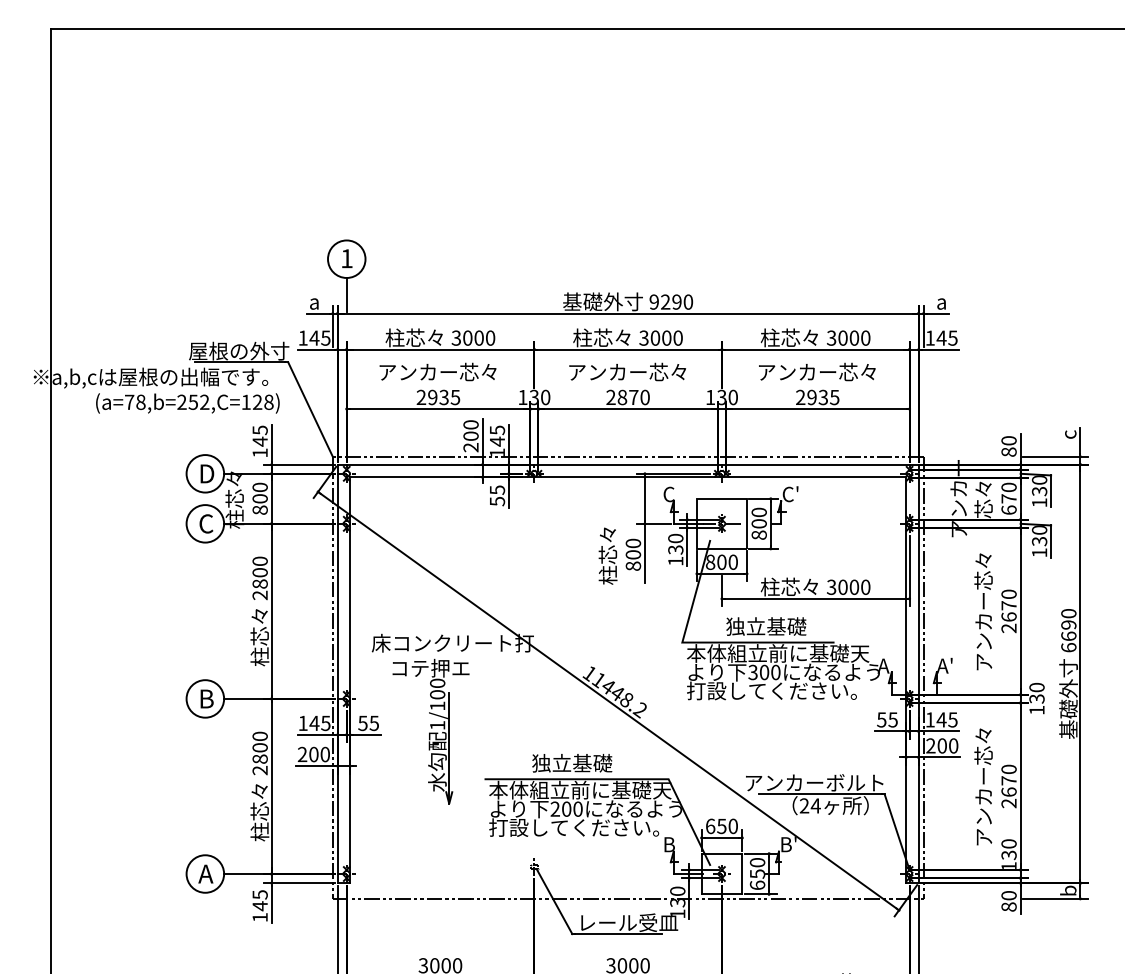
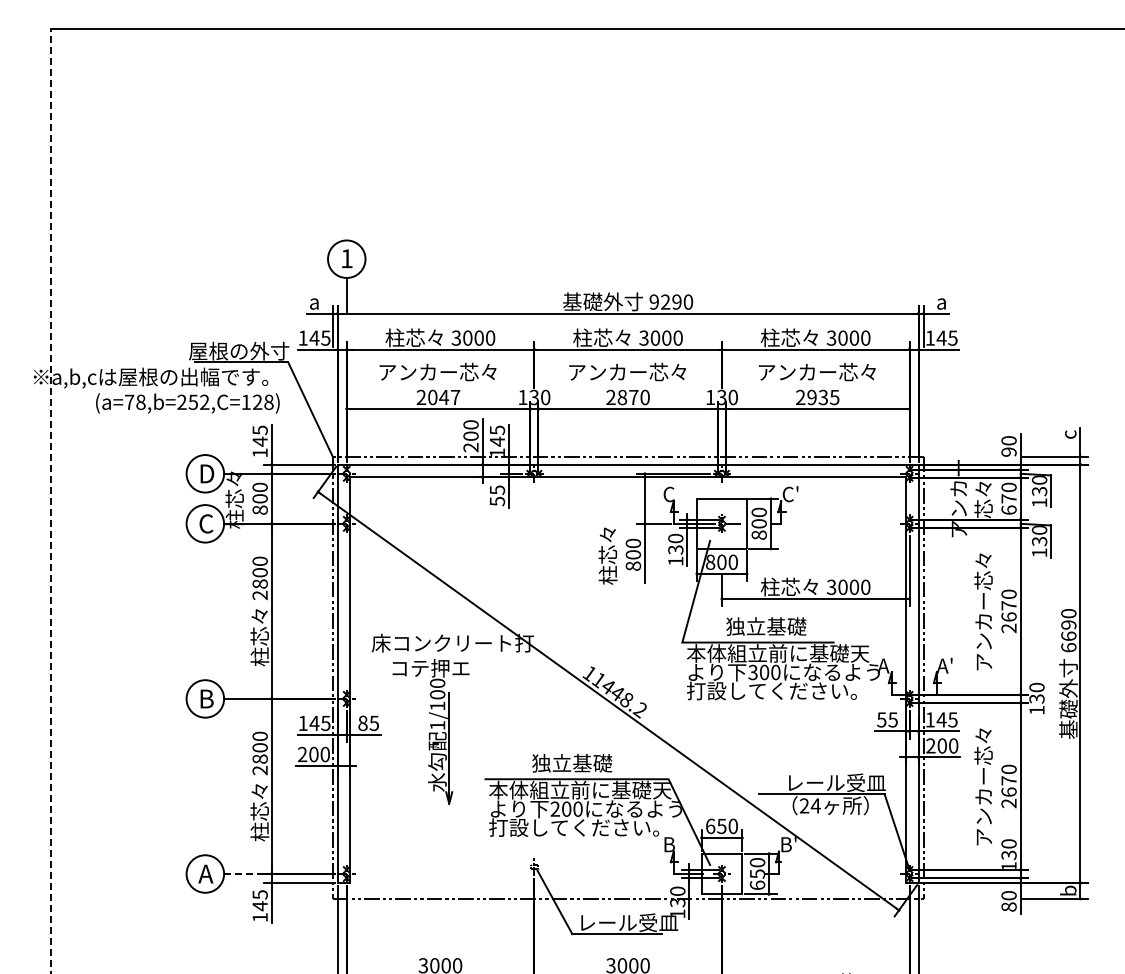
text: 2935 -> 2047 (444, 397)
text: 80 -> 90 (1008, 451)
line: solid -> dashed (51, 501)
text: 55 -> 85 (362, 722)
text: アンカーボルト -> レール受皿 (815, 782)
line: solid -> dashed (243, 874)
